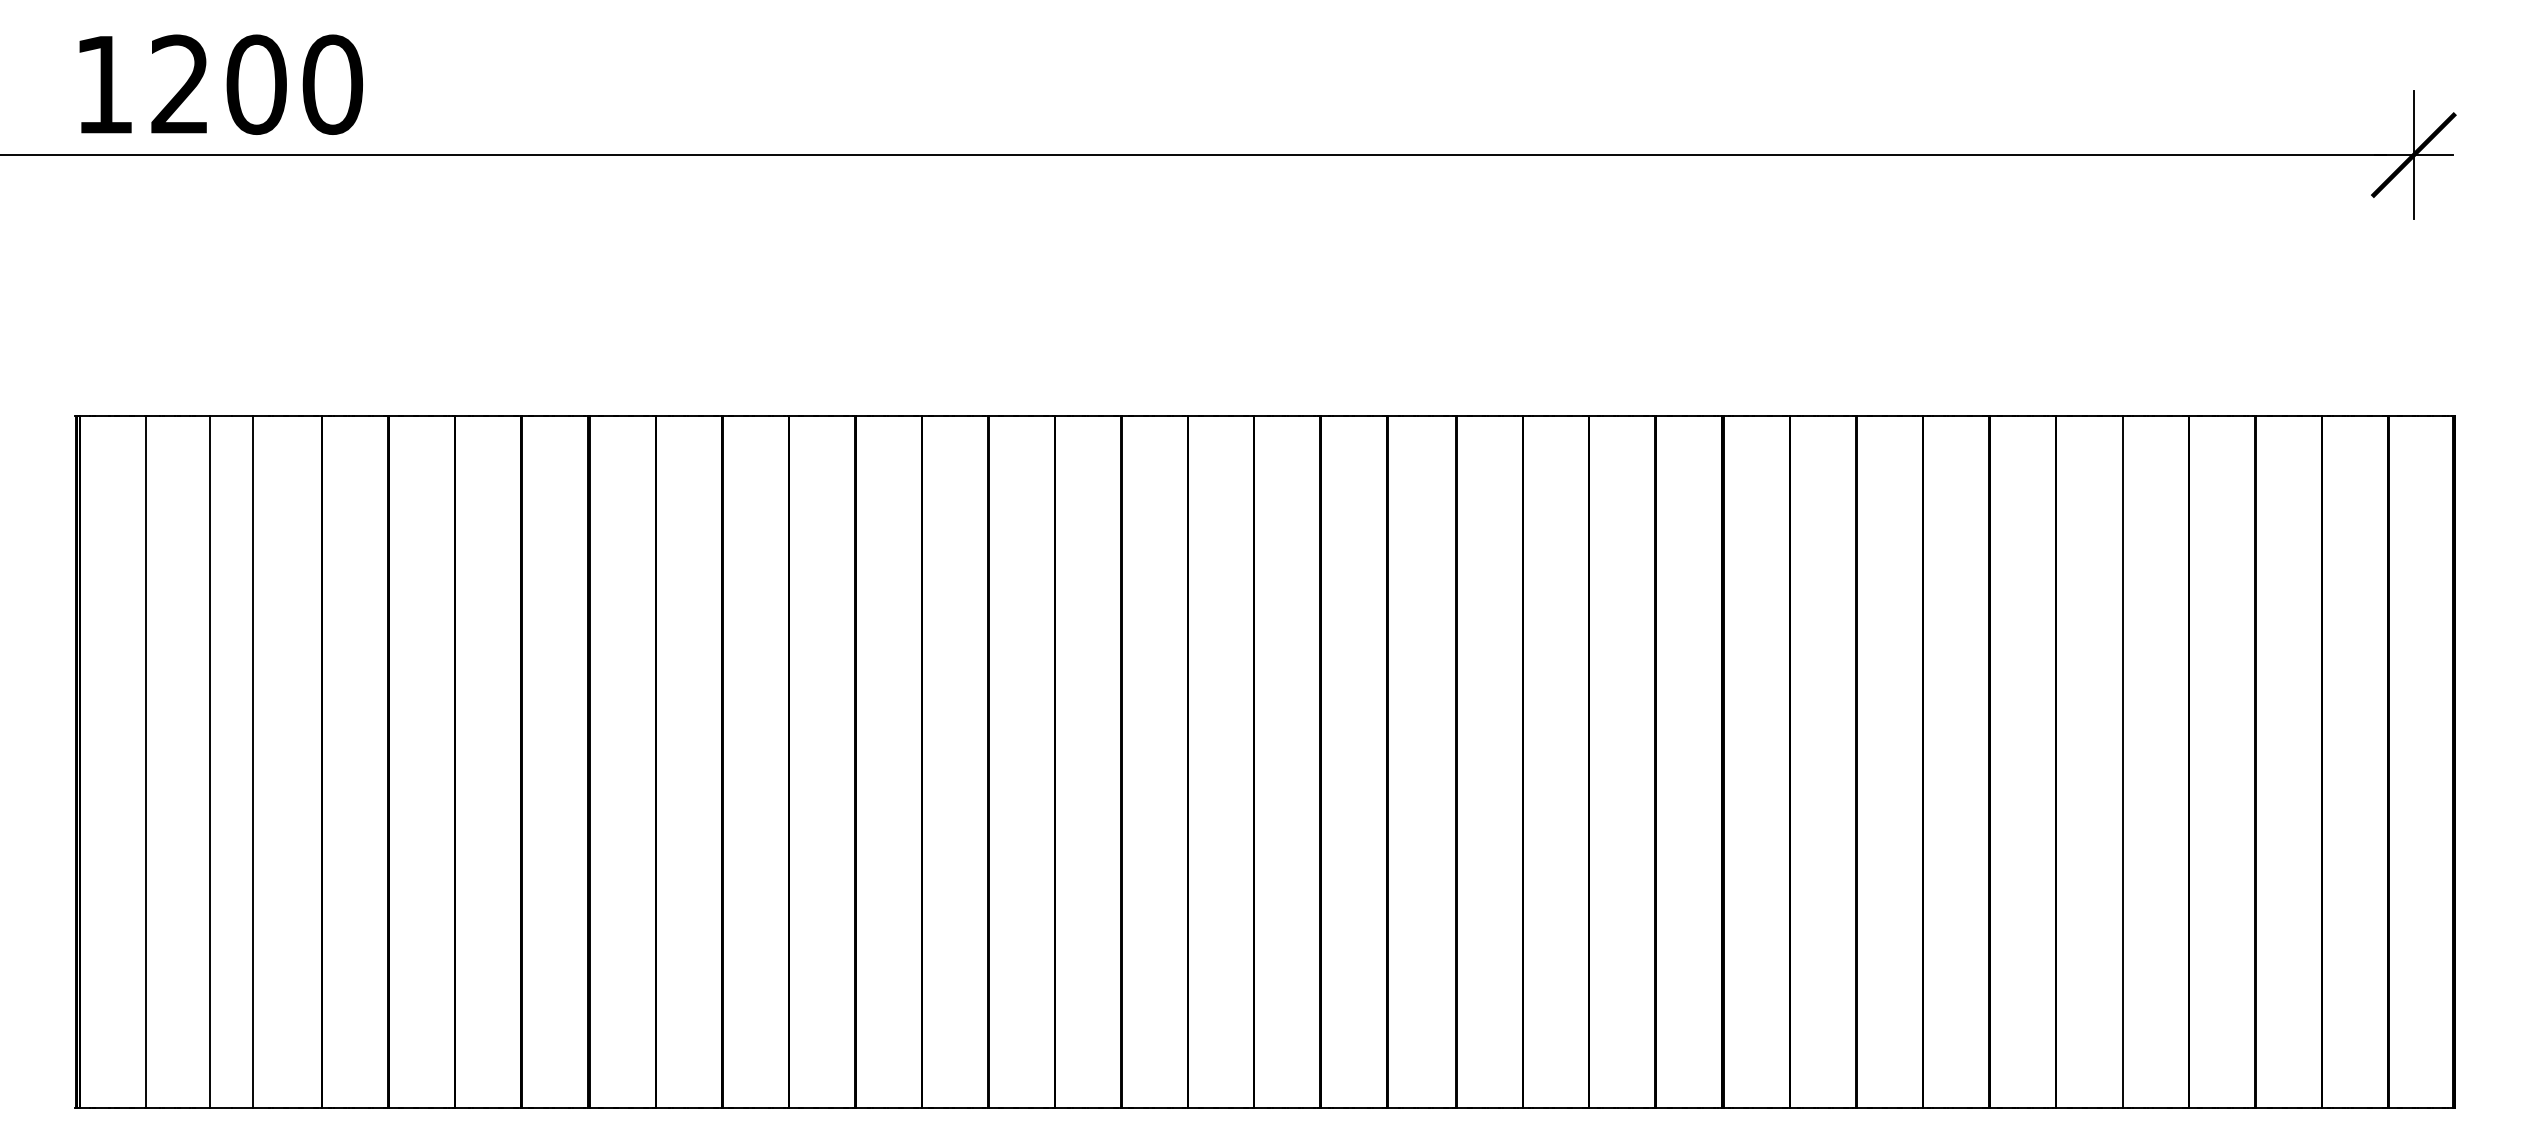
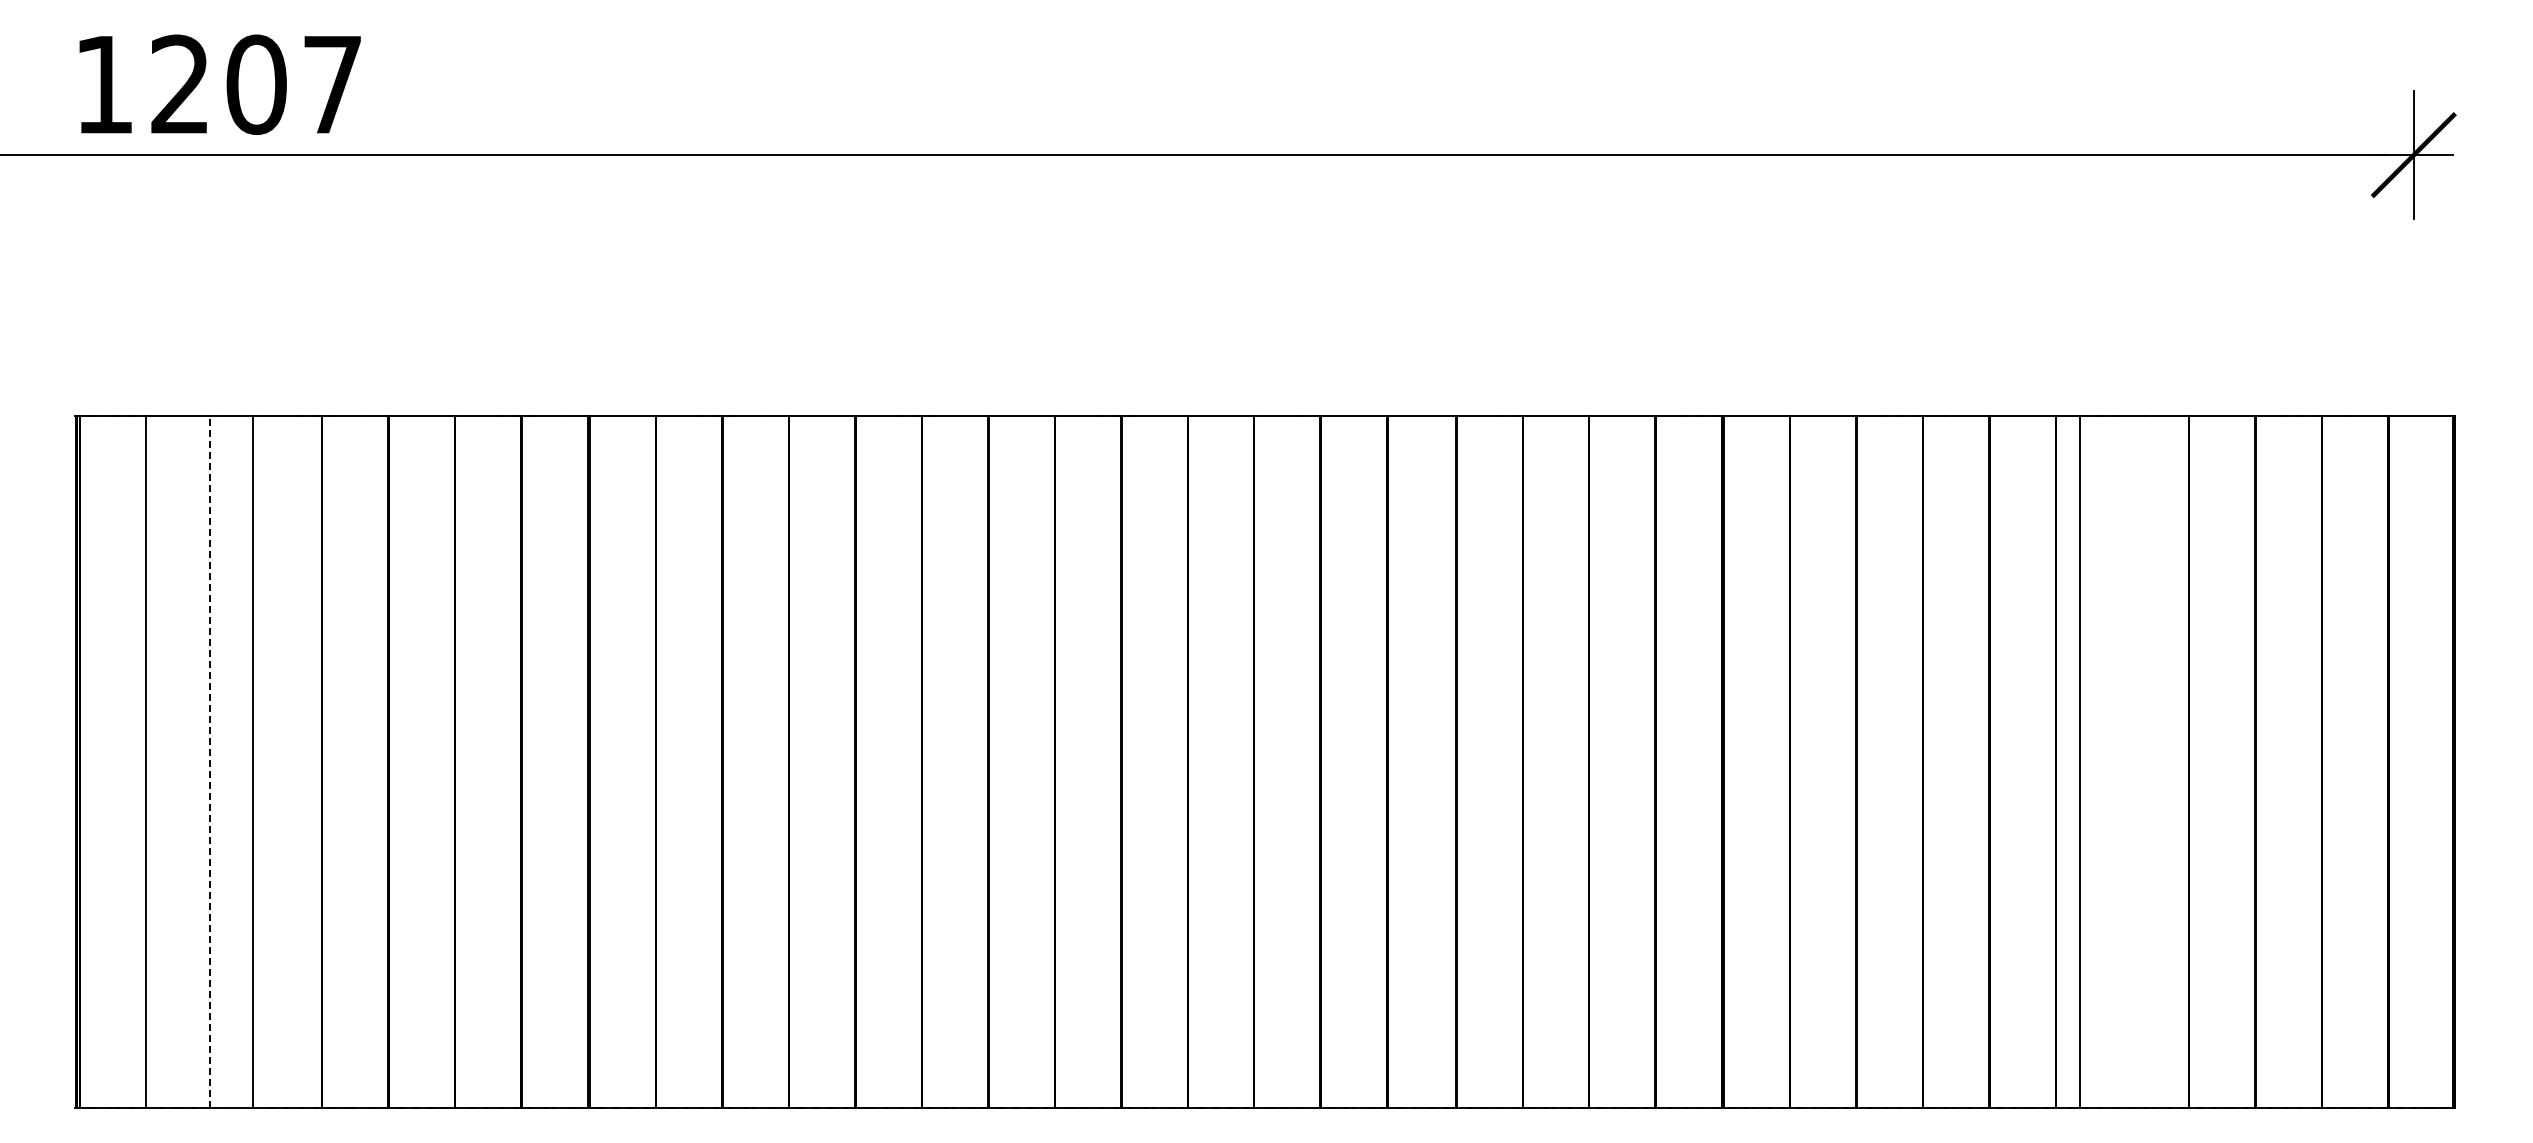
text: 1200 -> 1207 (332, 84)
line: solid -> dashed (209, 761)
line position: (2122, 762) -> (2079, 762) (2079, 762)
